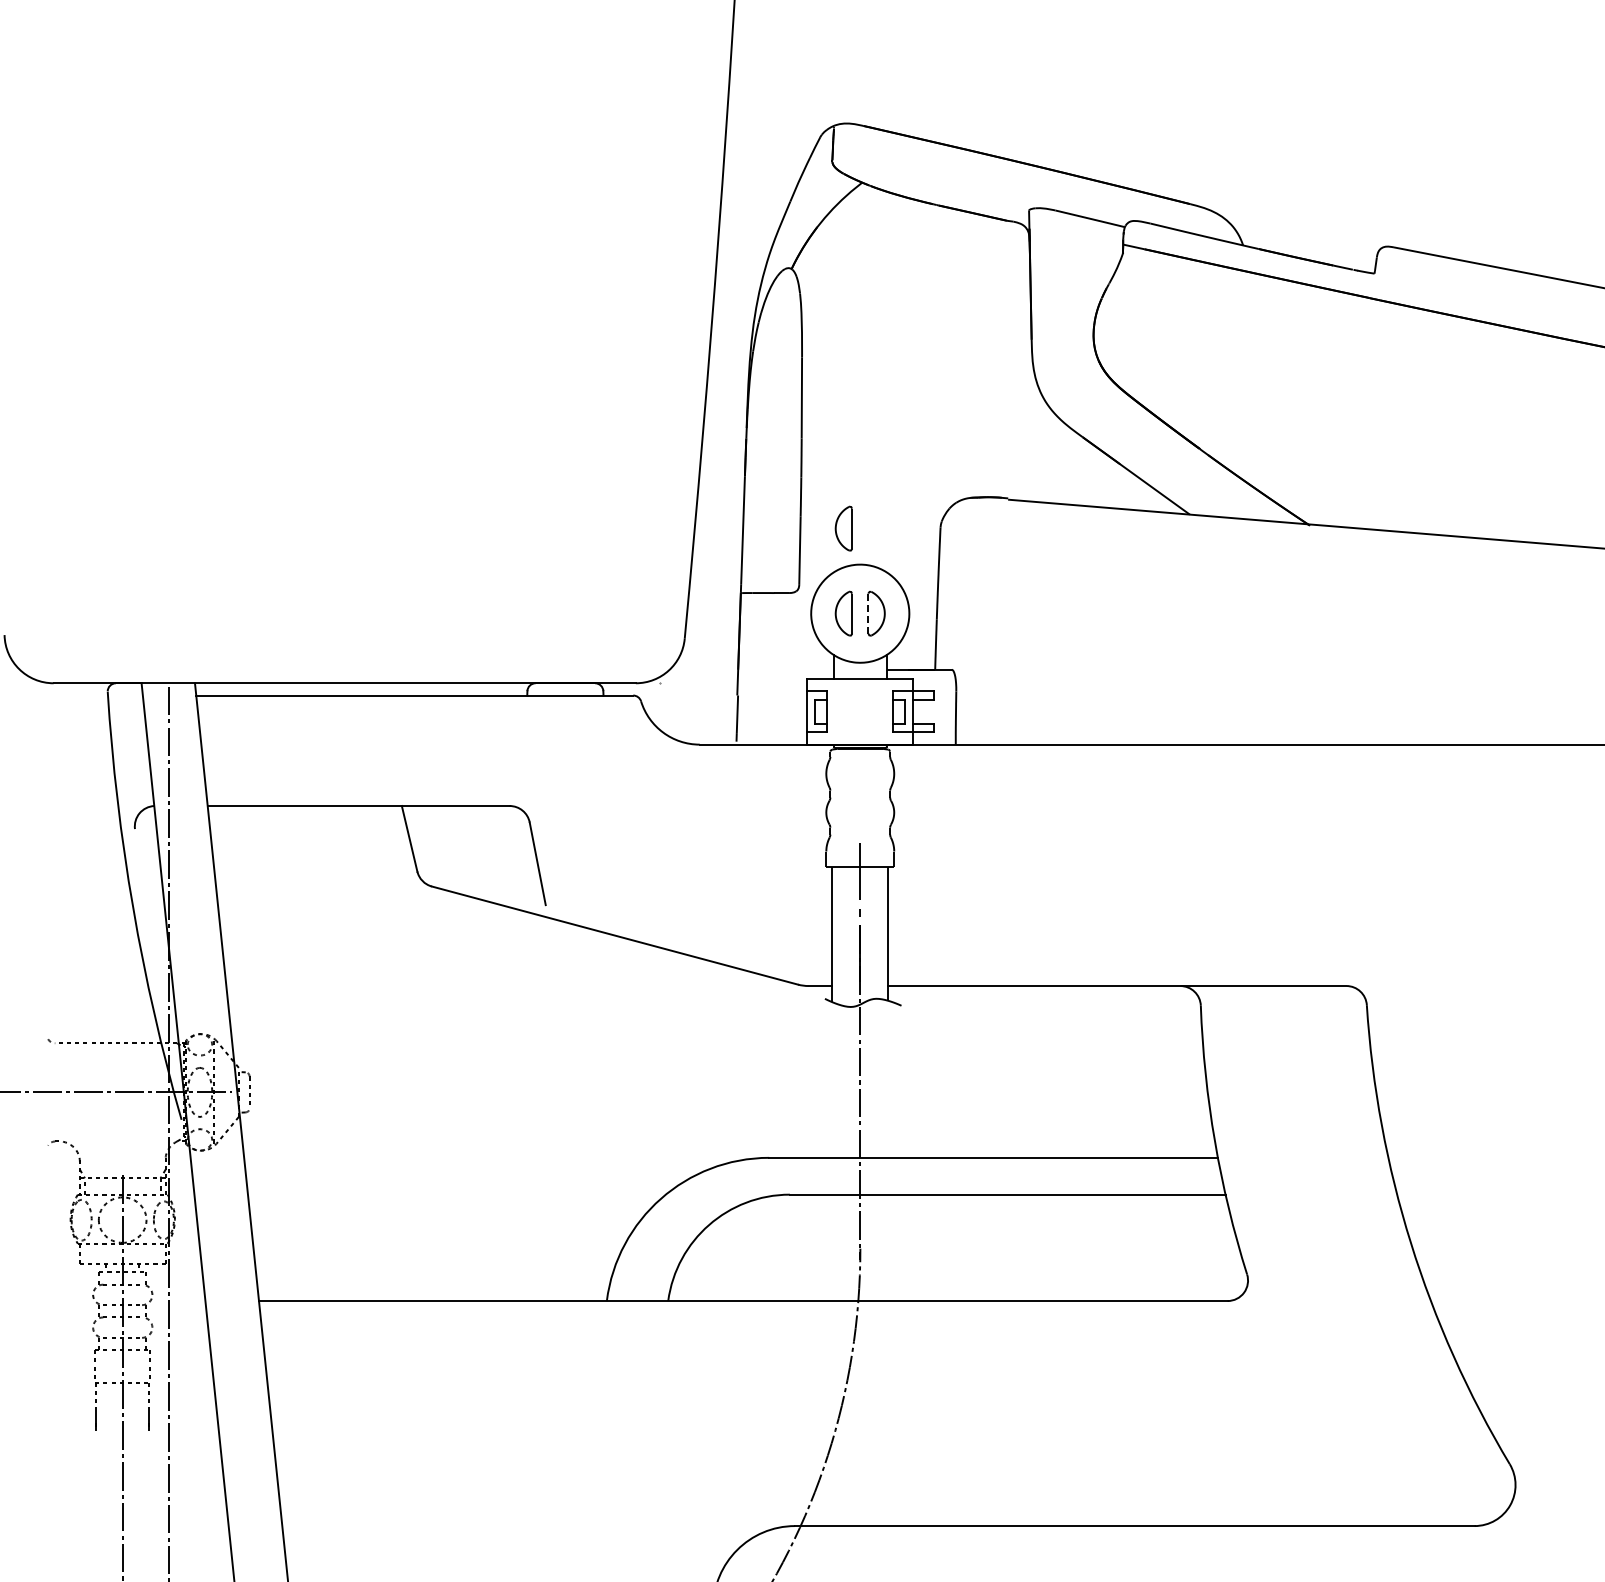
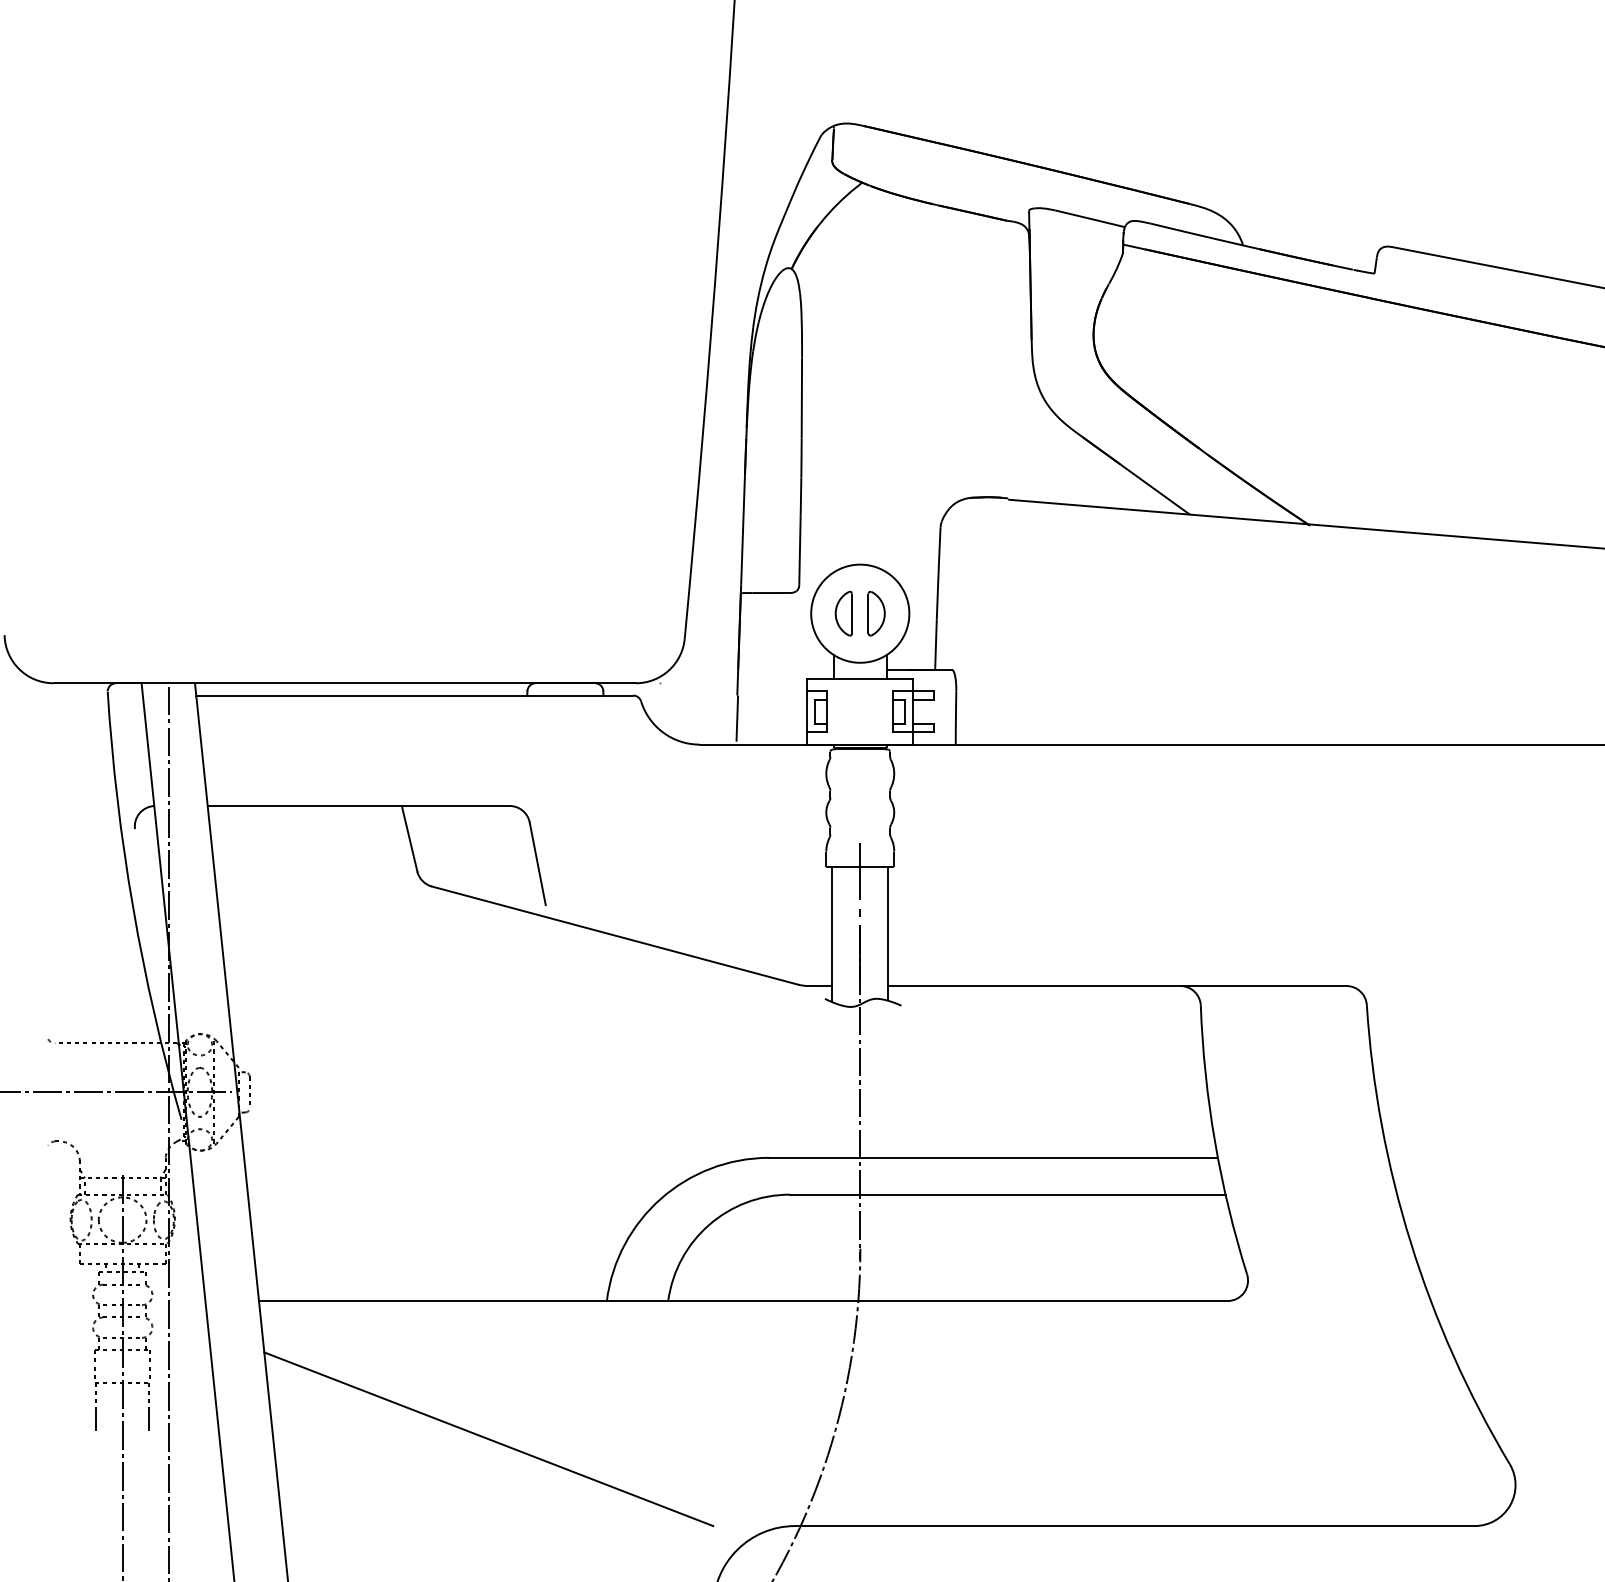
part: present -> none (843, 528)
line: dashed -> solid (868, 613)
line: none -> present (488, 1439)
